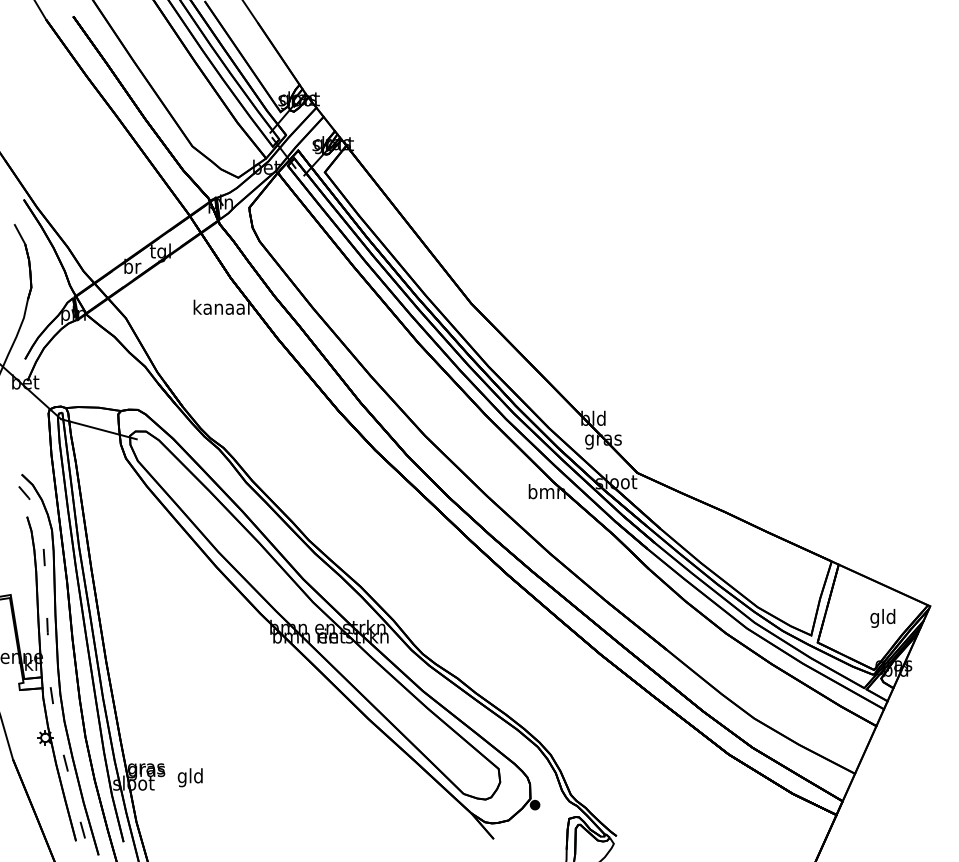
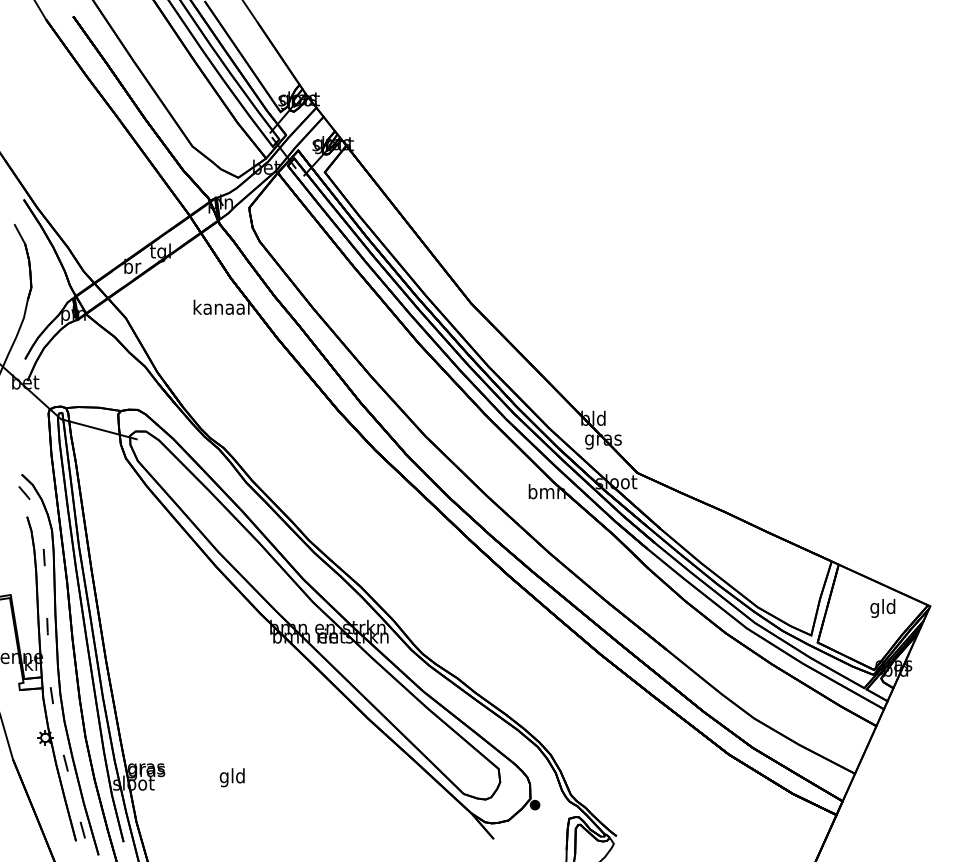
text position: (882, 618) -> (882, 608) (882, 608)
text position: (189, 777) -> (231, 777) (231, 777)
